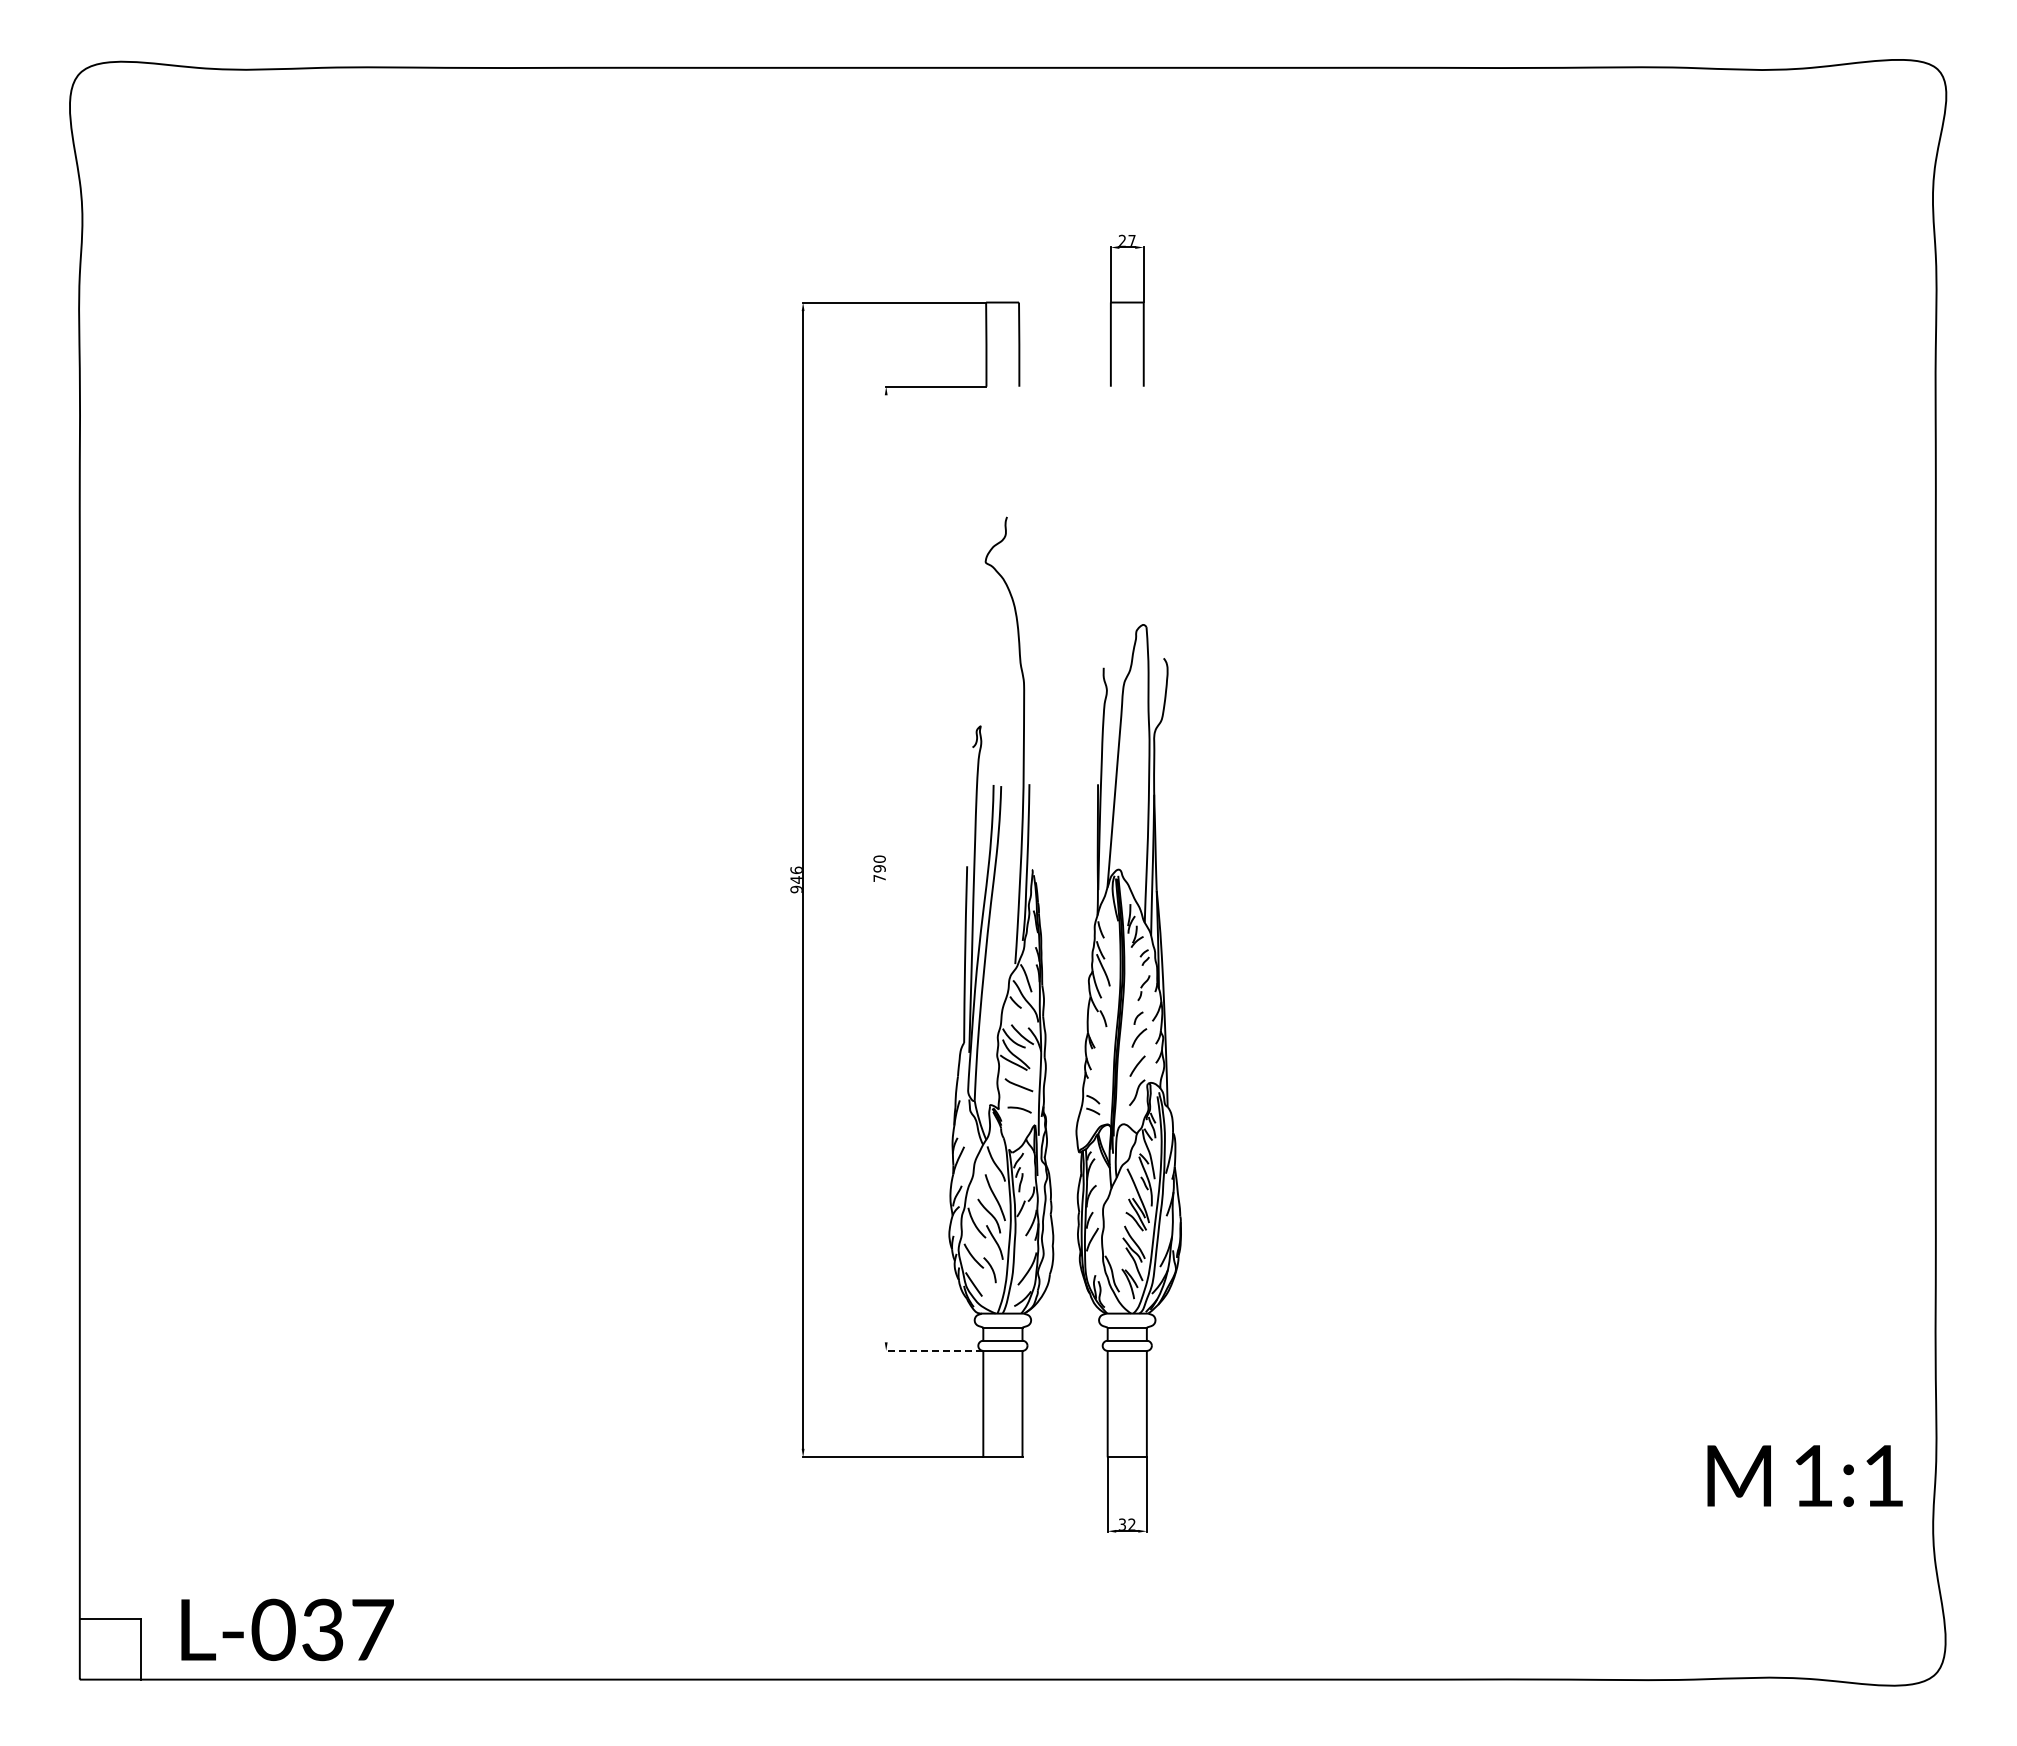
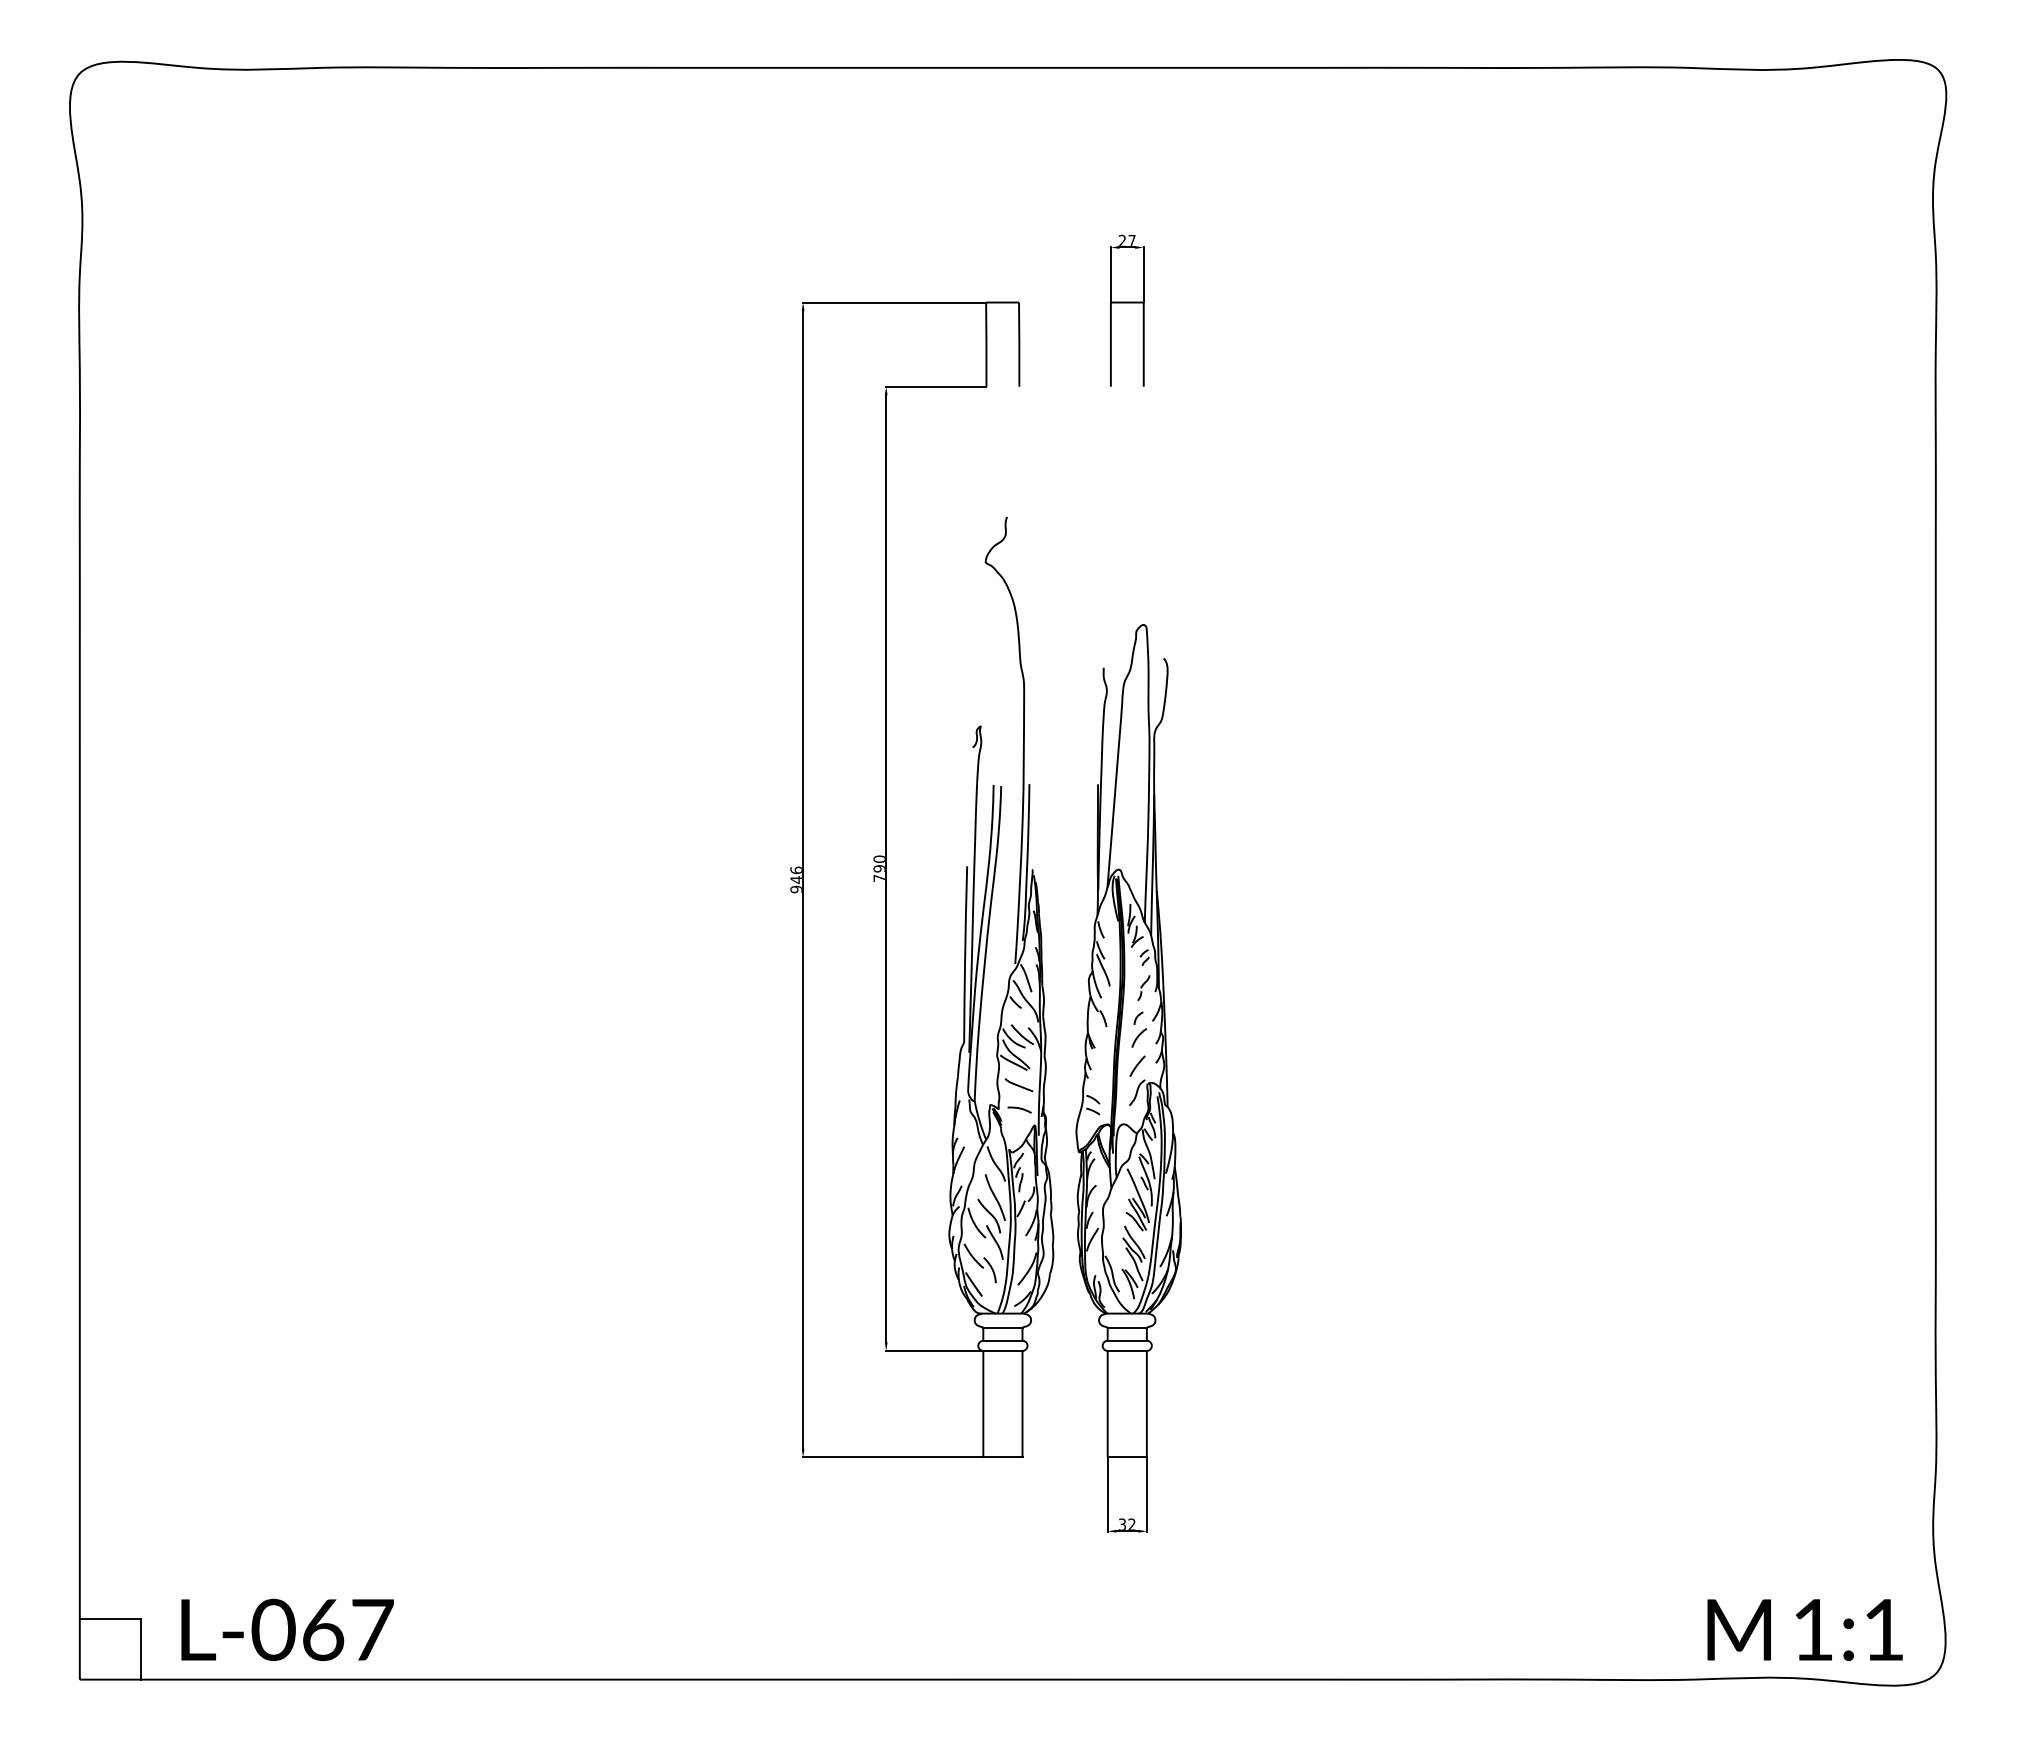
line: none -> present (886, 868)
line: dashed -> solid (934, 1350)
text position: (1804, 1475) -> (1804, 1629) (1804, 1629)
text: L-037 -> L-067 (323, 1629)
